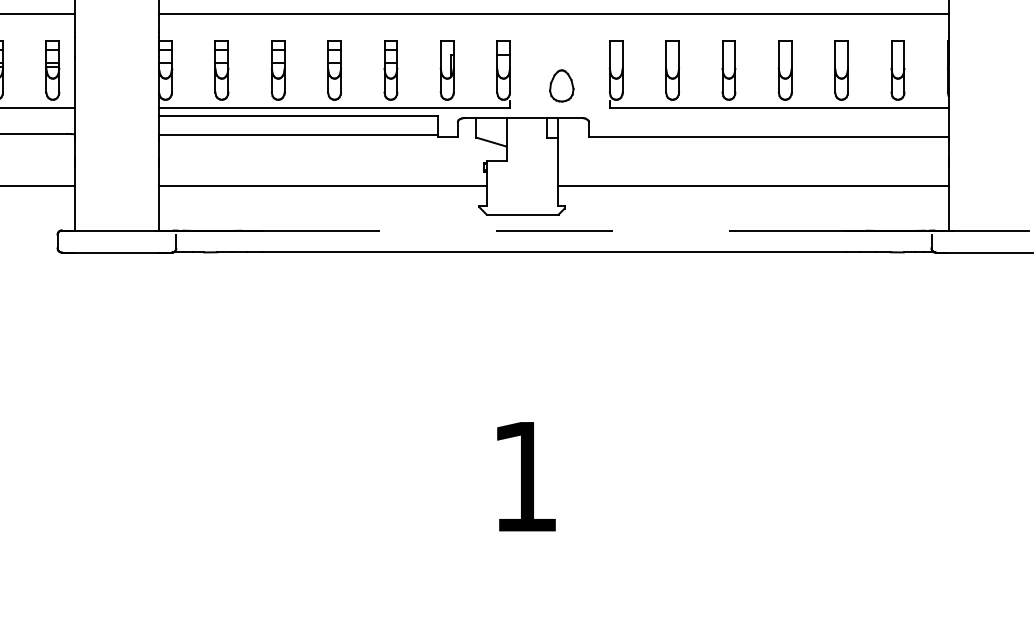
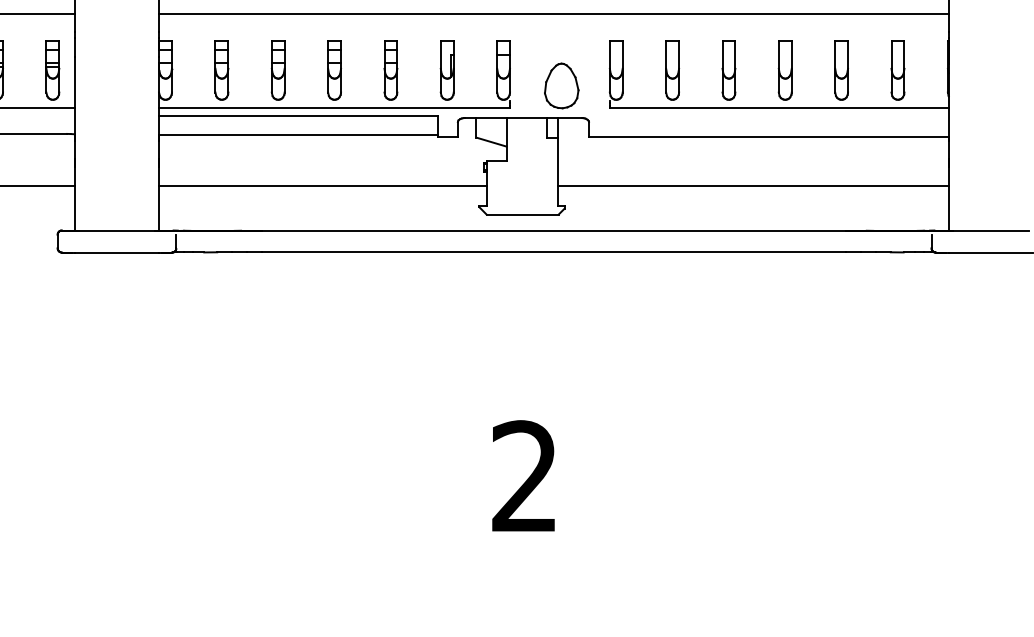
part size: 26x34 px -> 36x48 px (561, 85)
line: dashed -> solid (554, 230)
text: 1 -> 2 (523, 475)
